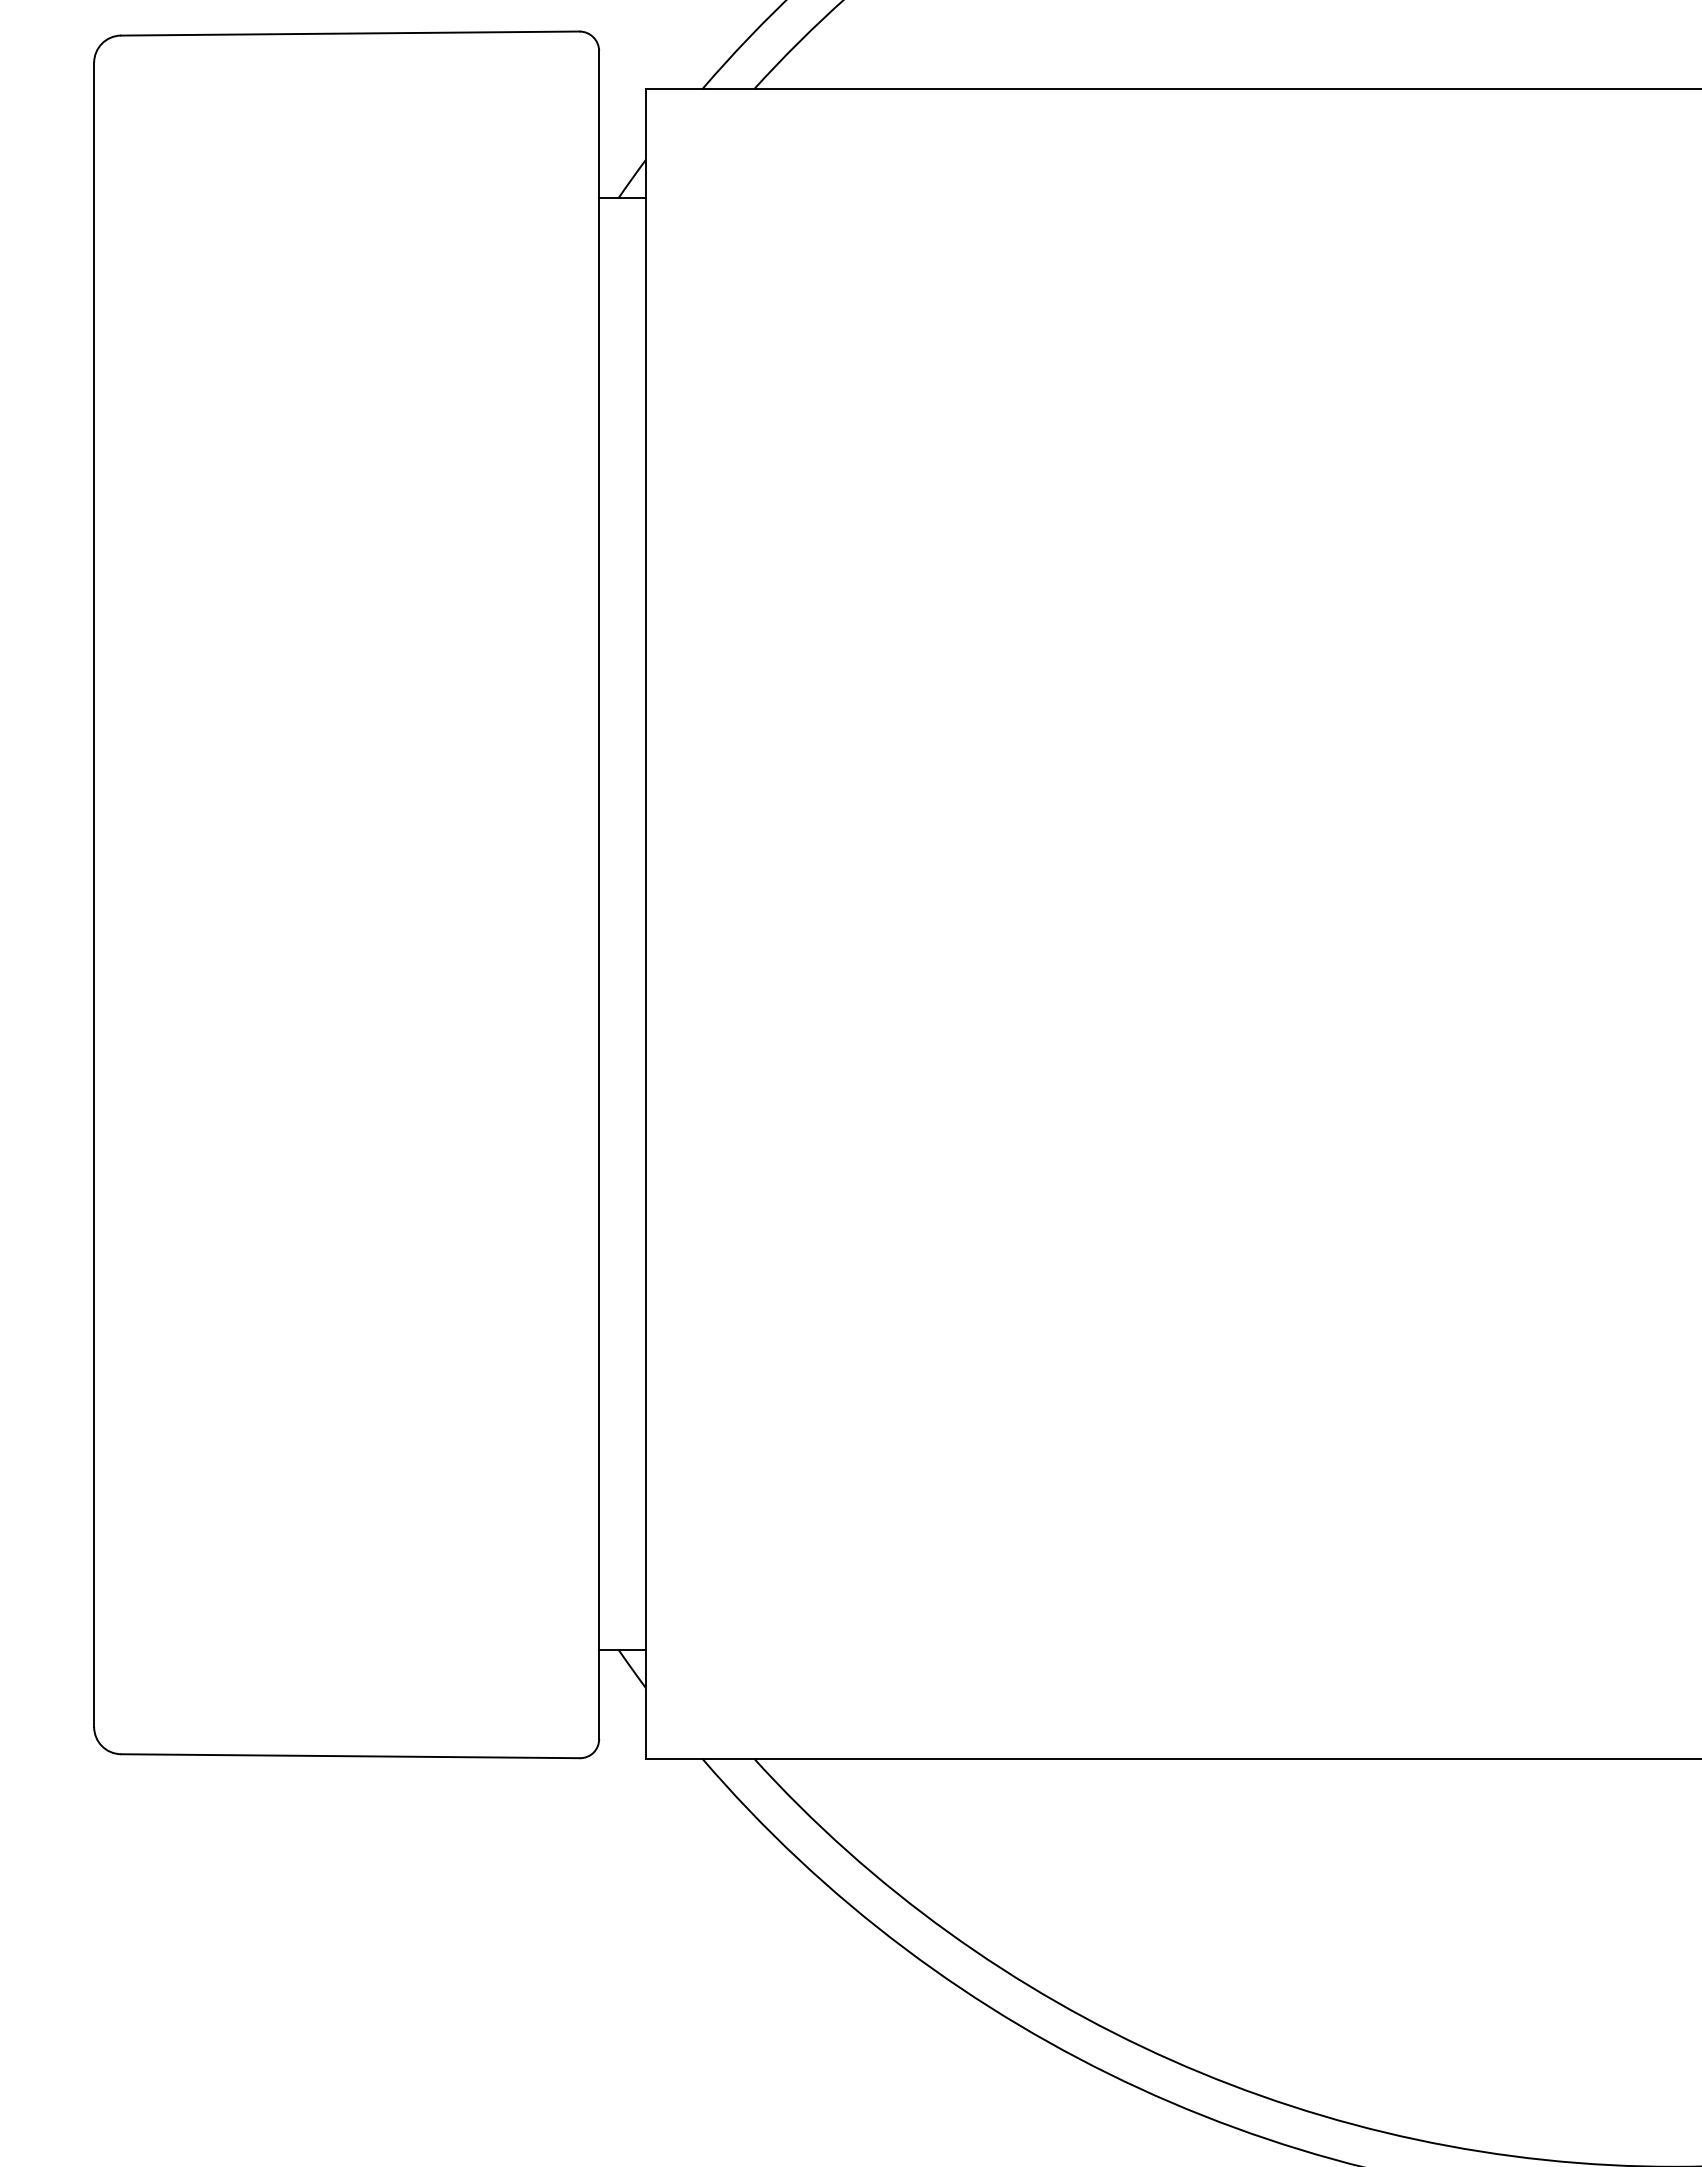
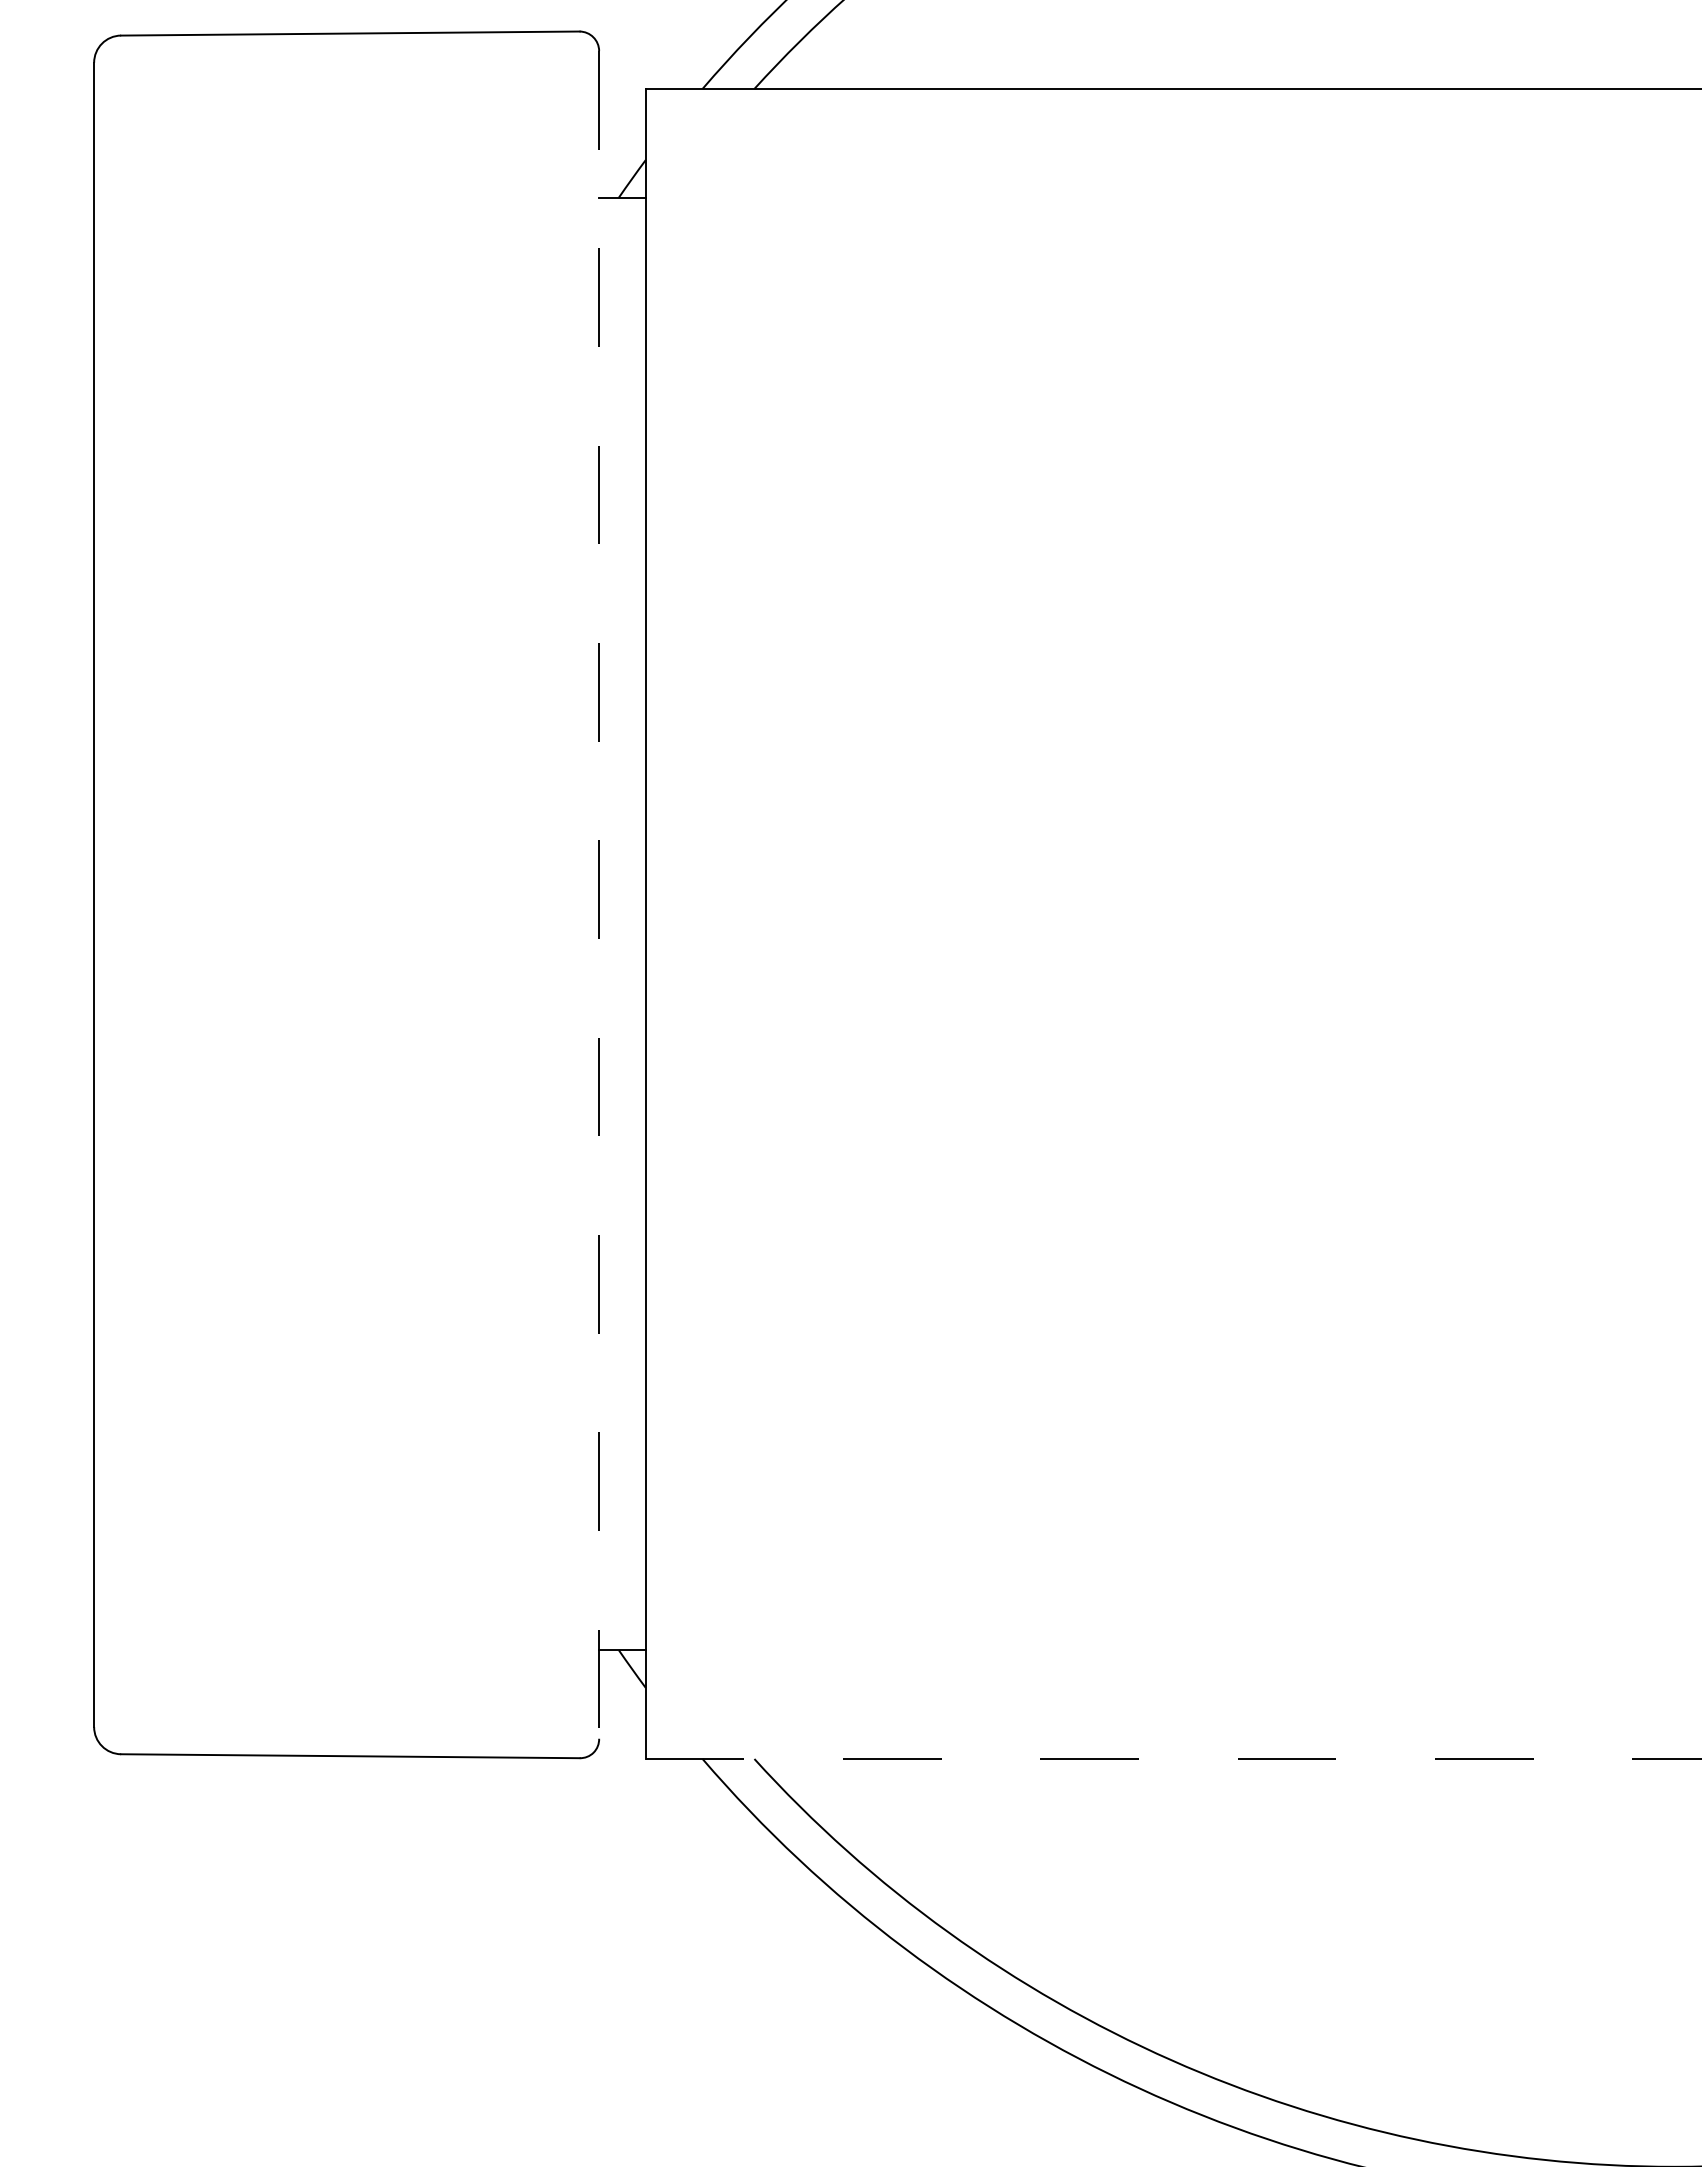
line: solid -> dashed (599, 894)
line: solid -> dashed (1173, 1759)
